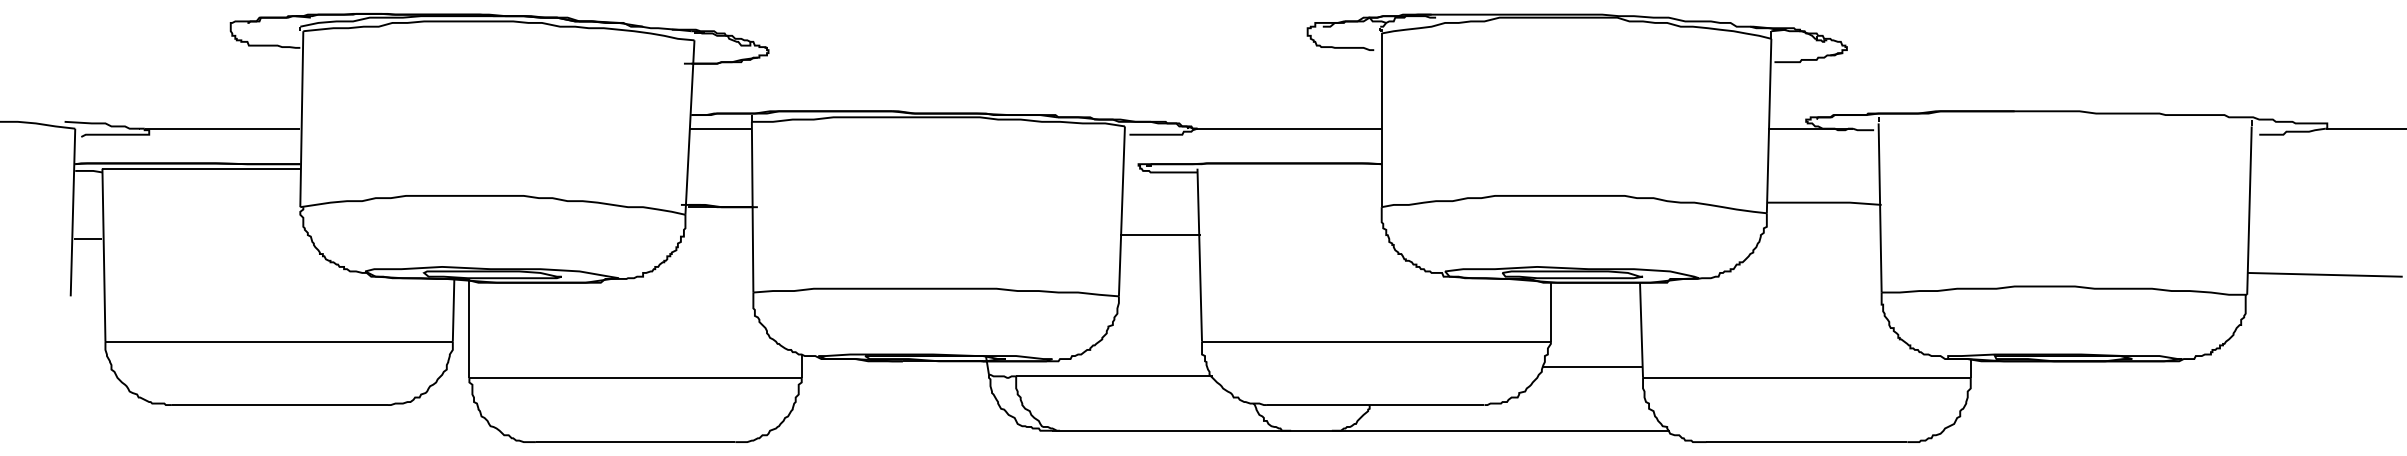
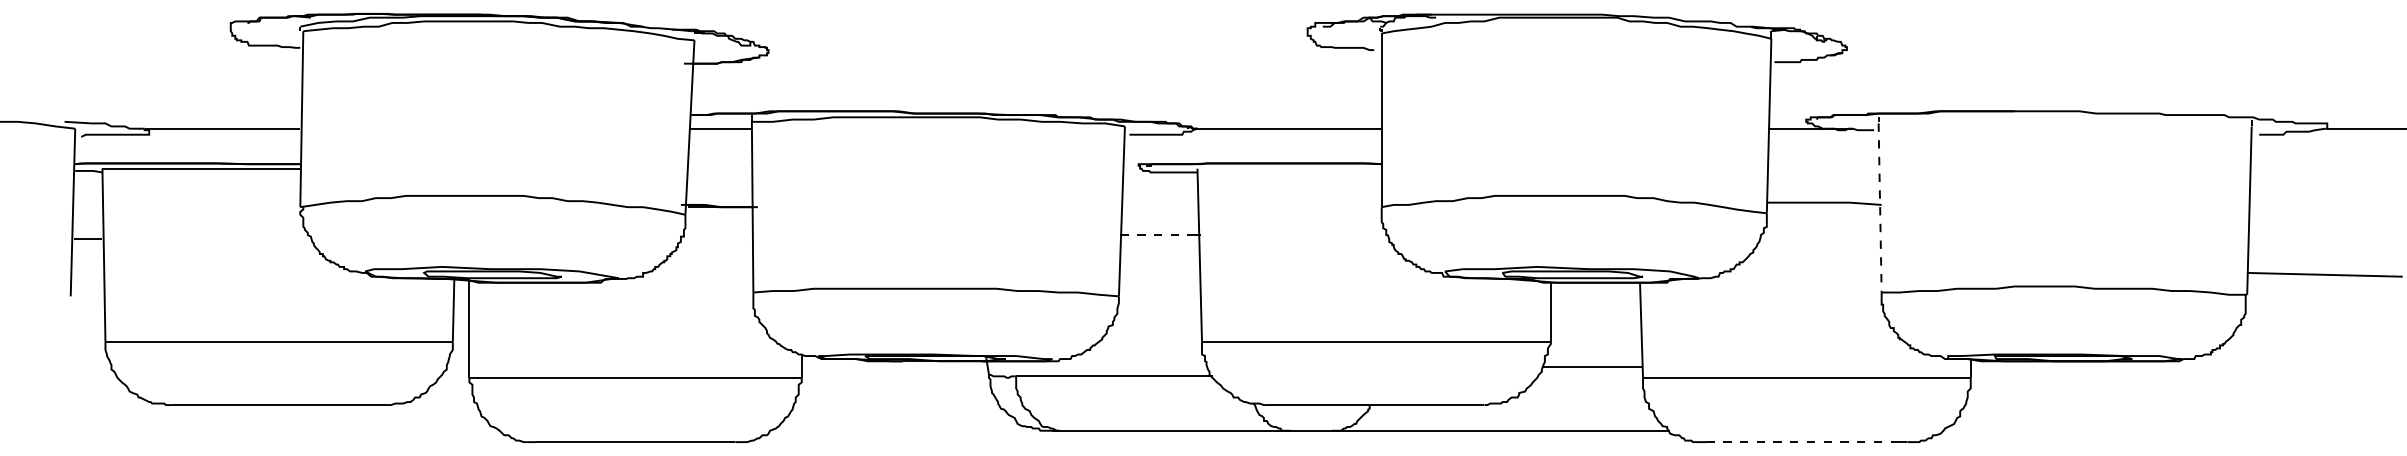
line: solid -> dashed (1880, 207)
line: solid -> dashed (1154, 235)
line: solid -> dashed (1802, 442)
